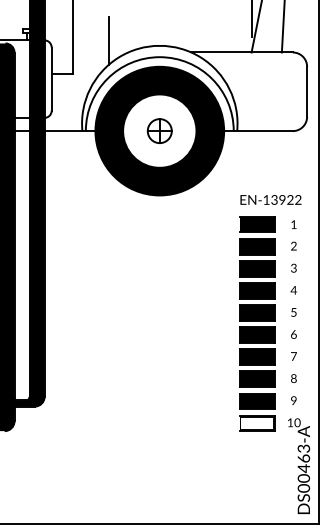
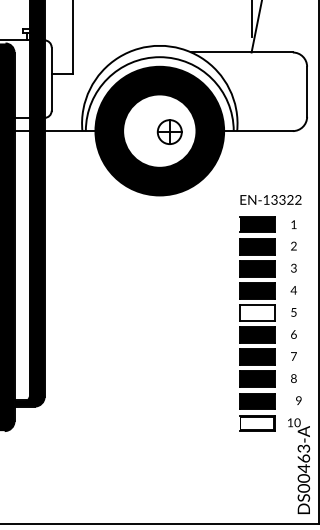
line: present -> none (282, 27)
line: present -> none (108, 40)
part position: (159, 130) -> (169, 131) (169, 131)
text: EN-13922 -> EN-13322 (282, 199)
fill: present -> none (257, 312)
text position: (293, 400) -> (298, 400) (298, 400)
